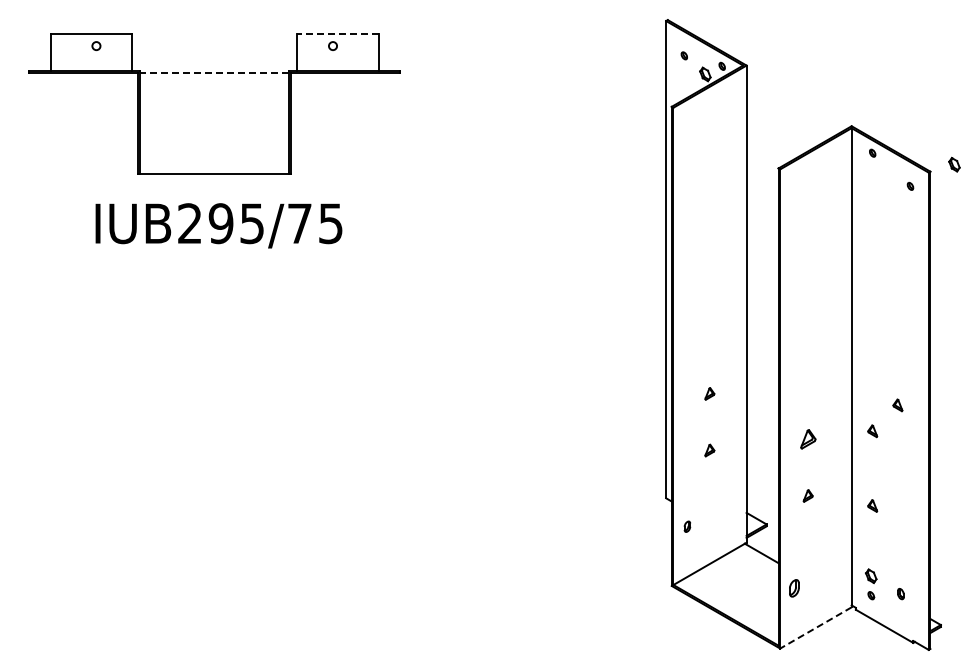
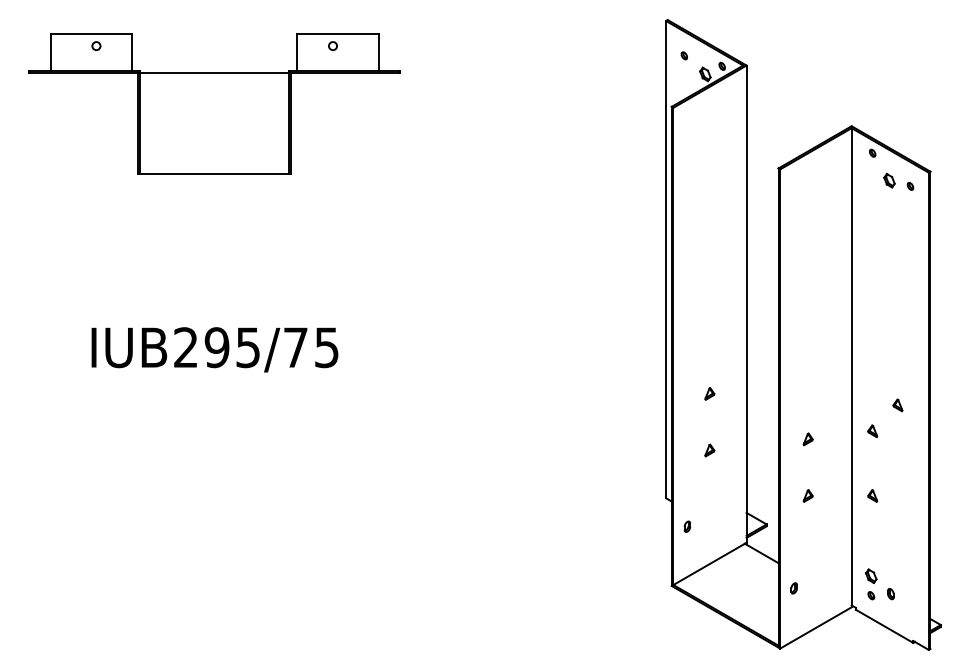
line: dashed -> solid (337, 34)
line: dashed -> solid (214, 73)
part position: (954, 164) -> (889, 180) (889, 180)
text position: (218, 225) -> (214, 349) (214, 349)
part size: 17x21 px -> 12x15 px (807, 439)
part position: (872, 505) -> (872, 495) (872, 495)
part size: 11x19 px -> 8x13 px (793, 588)
part position: (900, 594) -> (890, 594) (890, 594)
line: dashed -> solid (815, 628)
